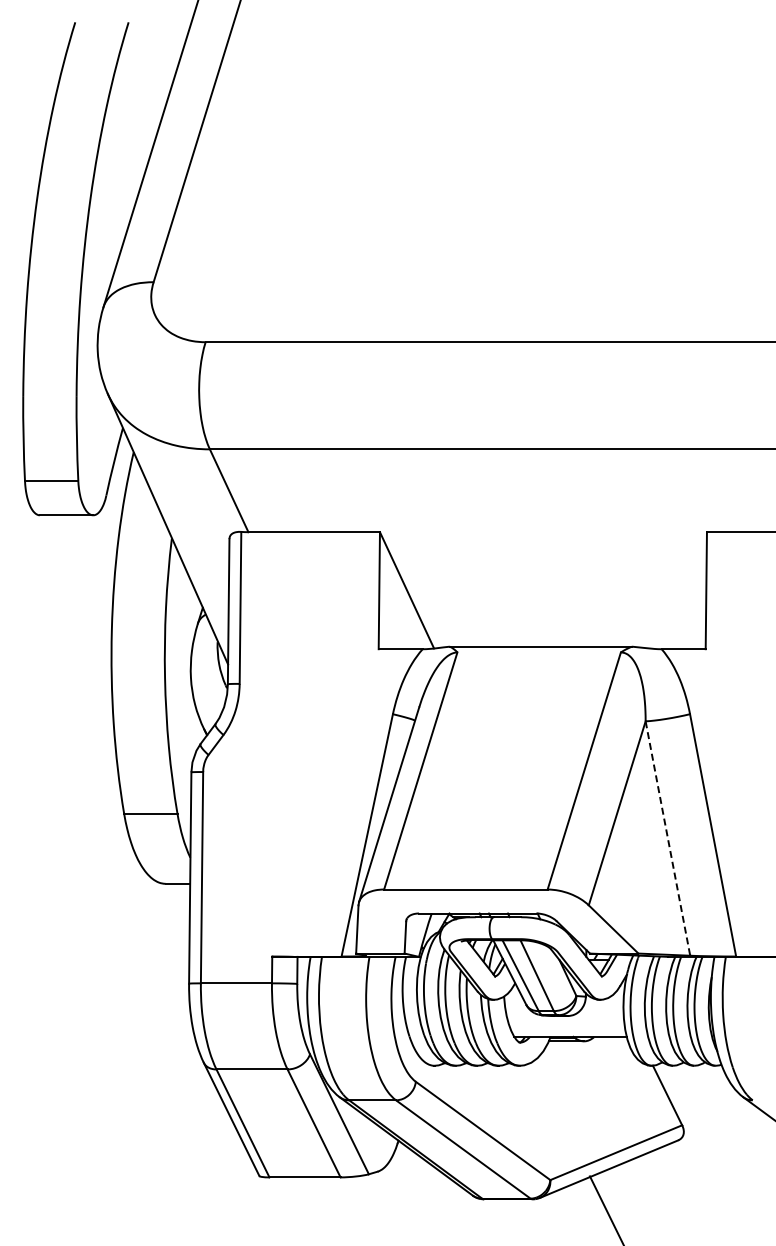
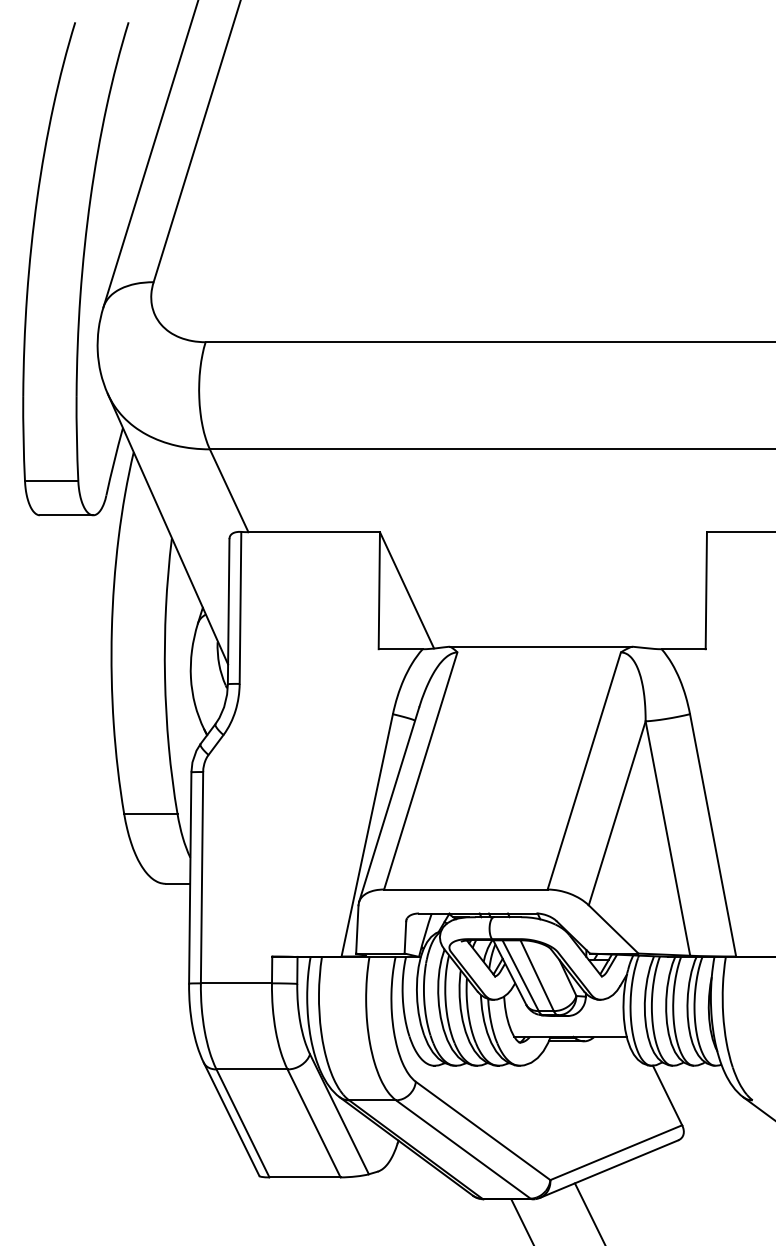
line: dashed -> solid (668, 839)
line position: (605, 1209) -> (589, 1212) (589, 1212)
line: none -> present (521, 1220)
